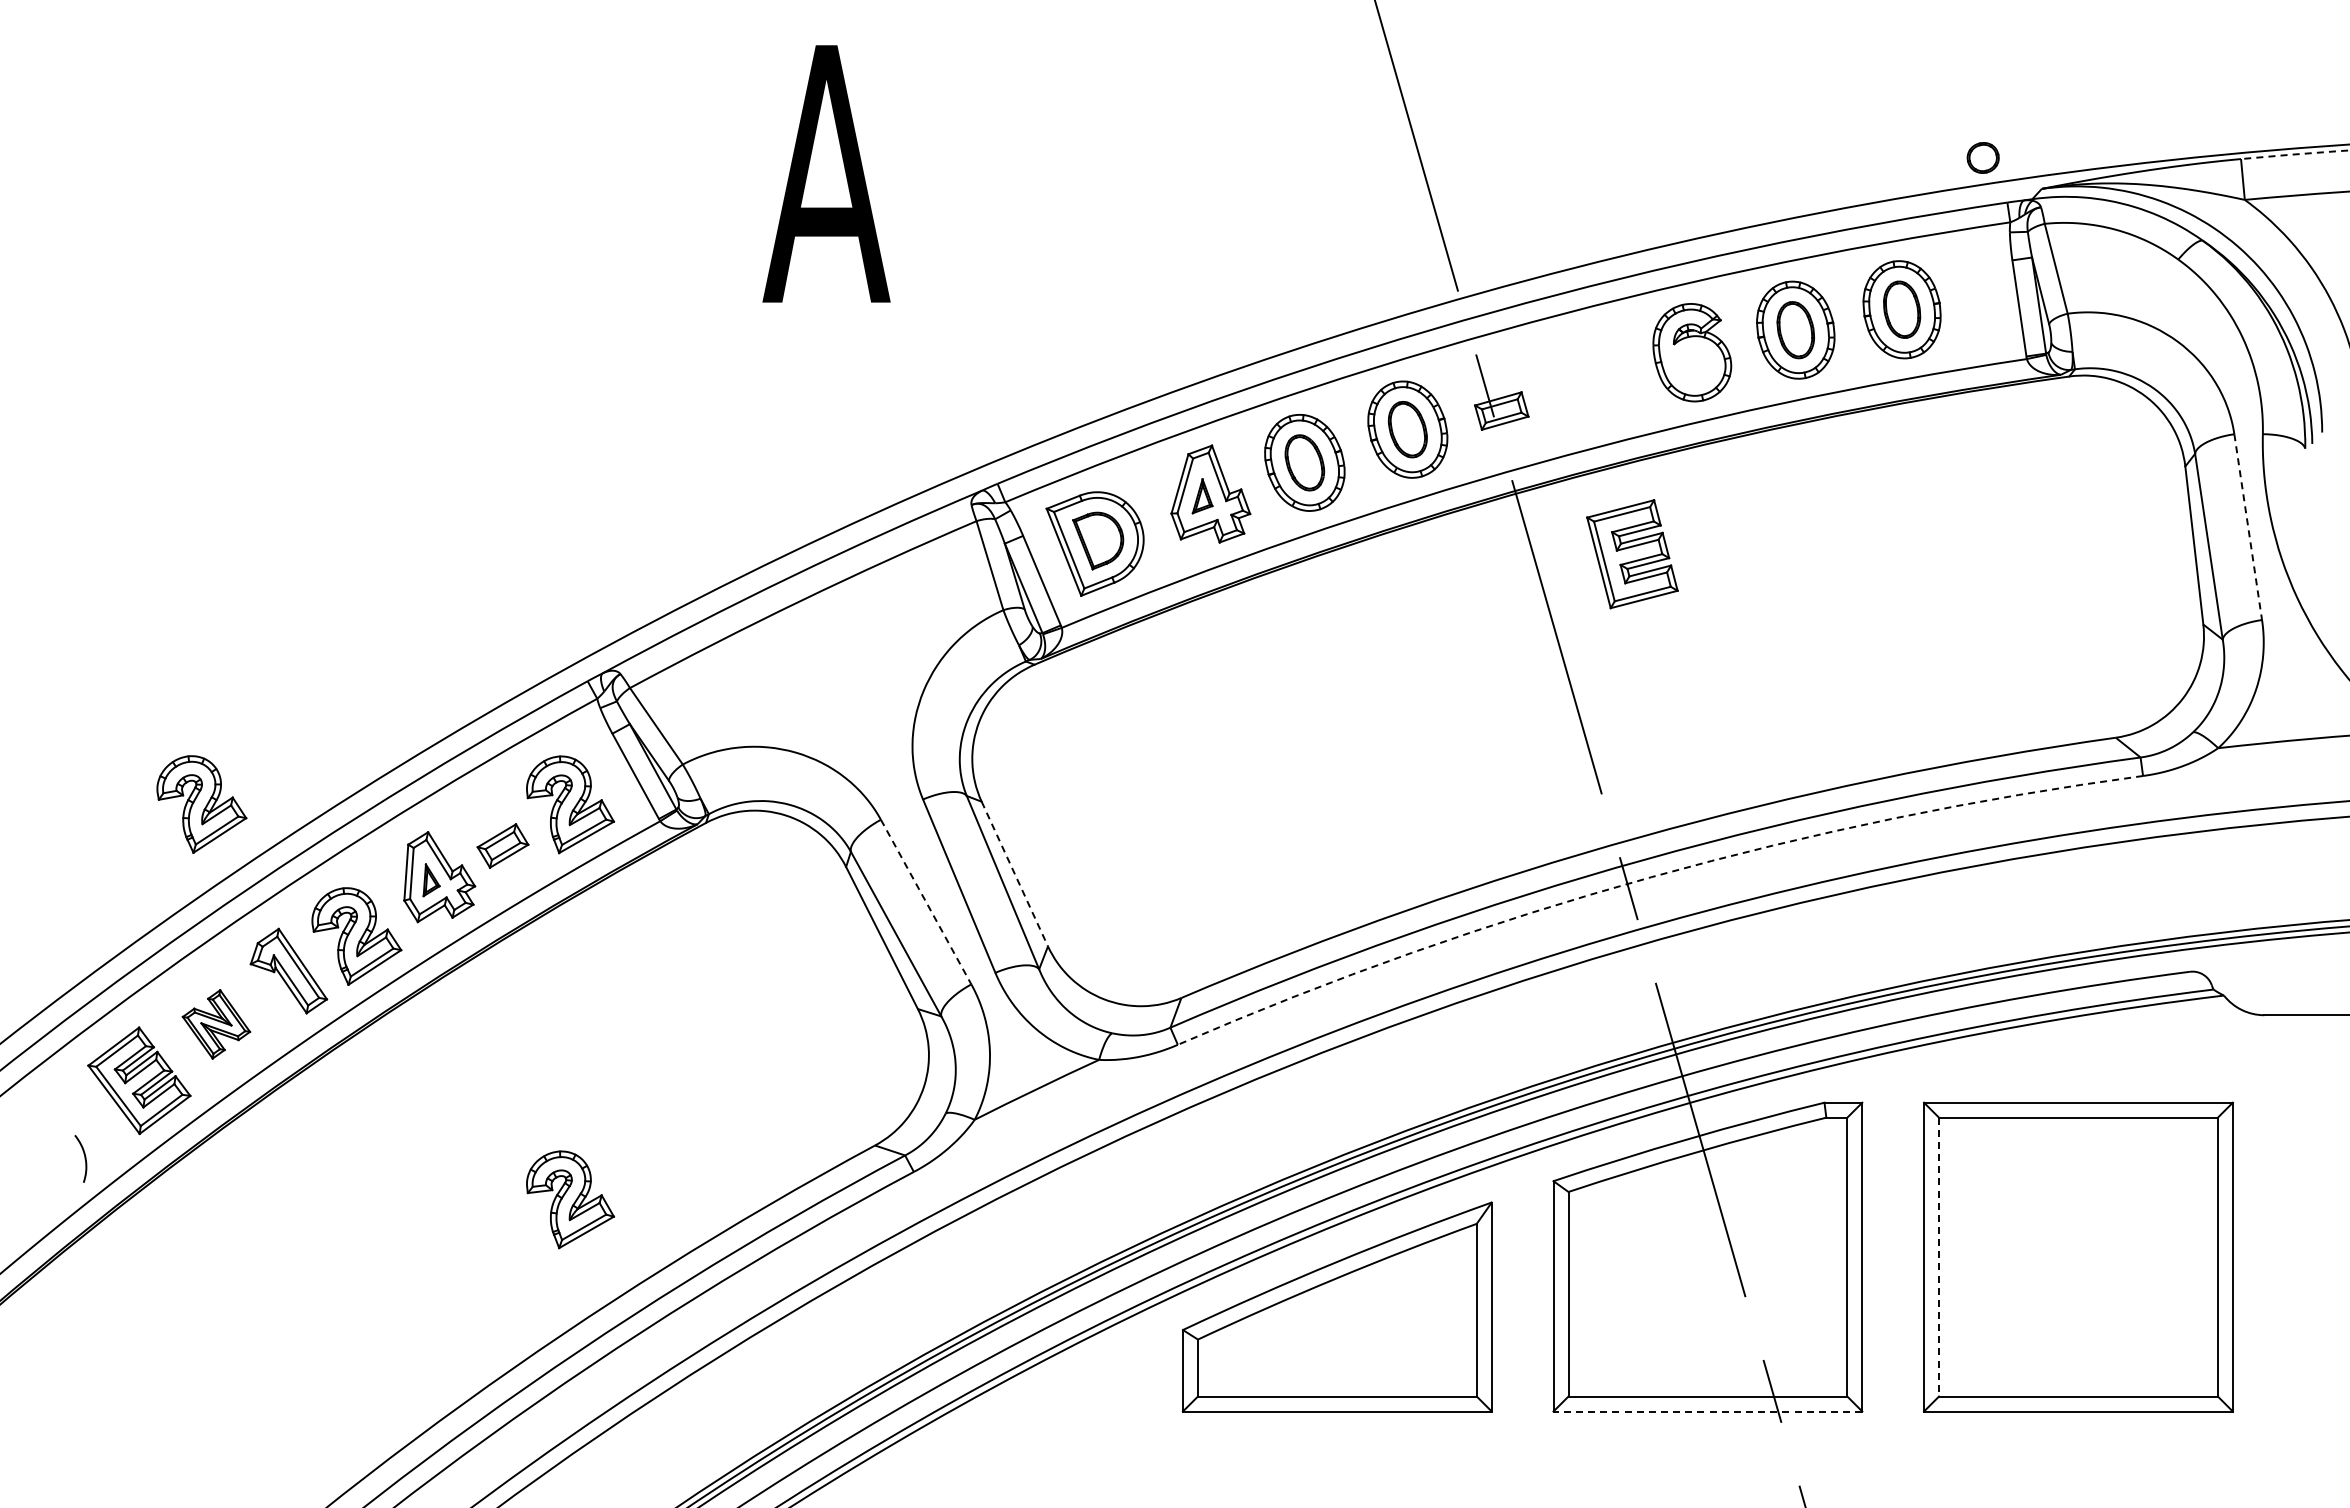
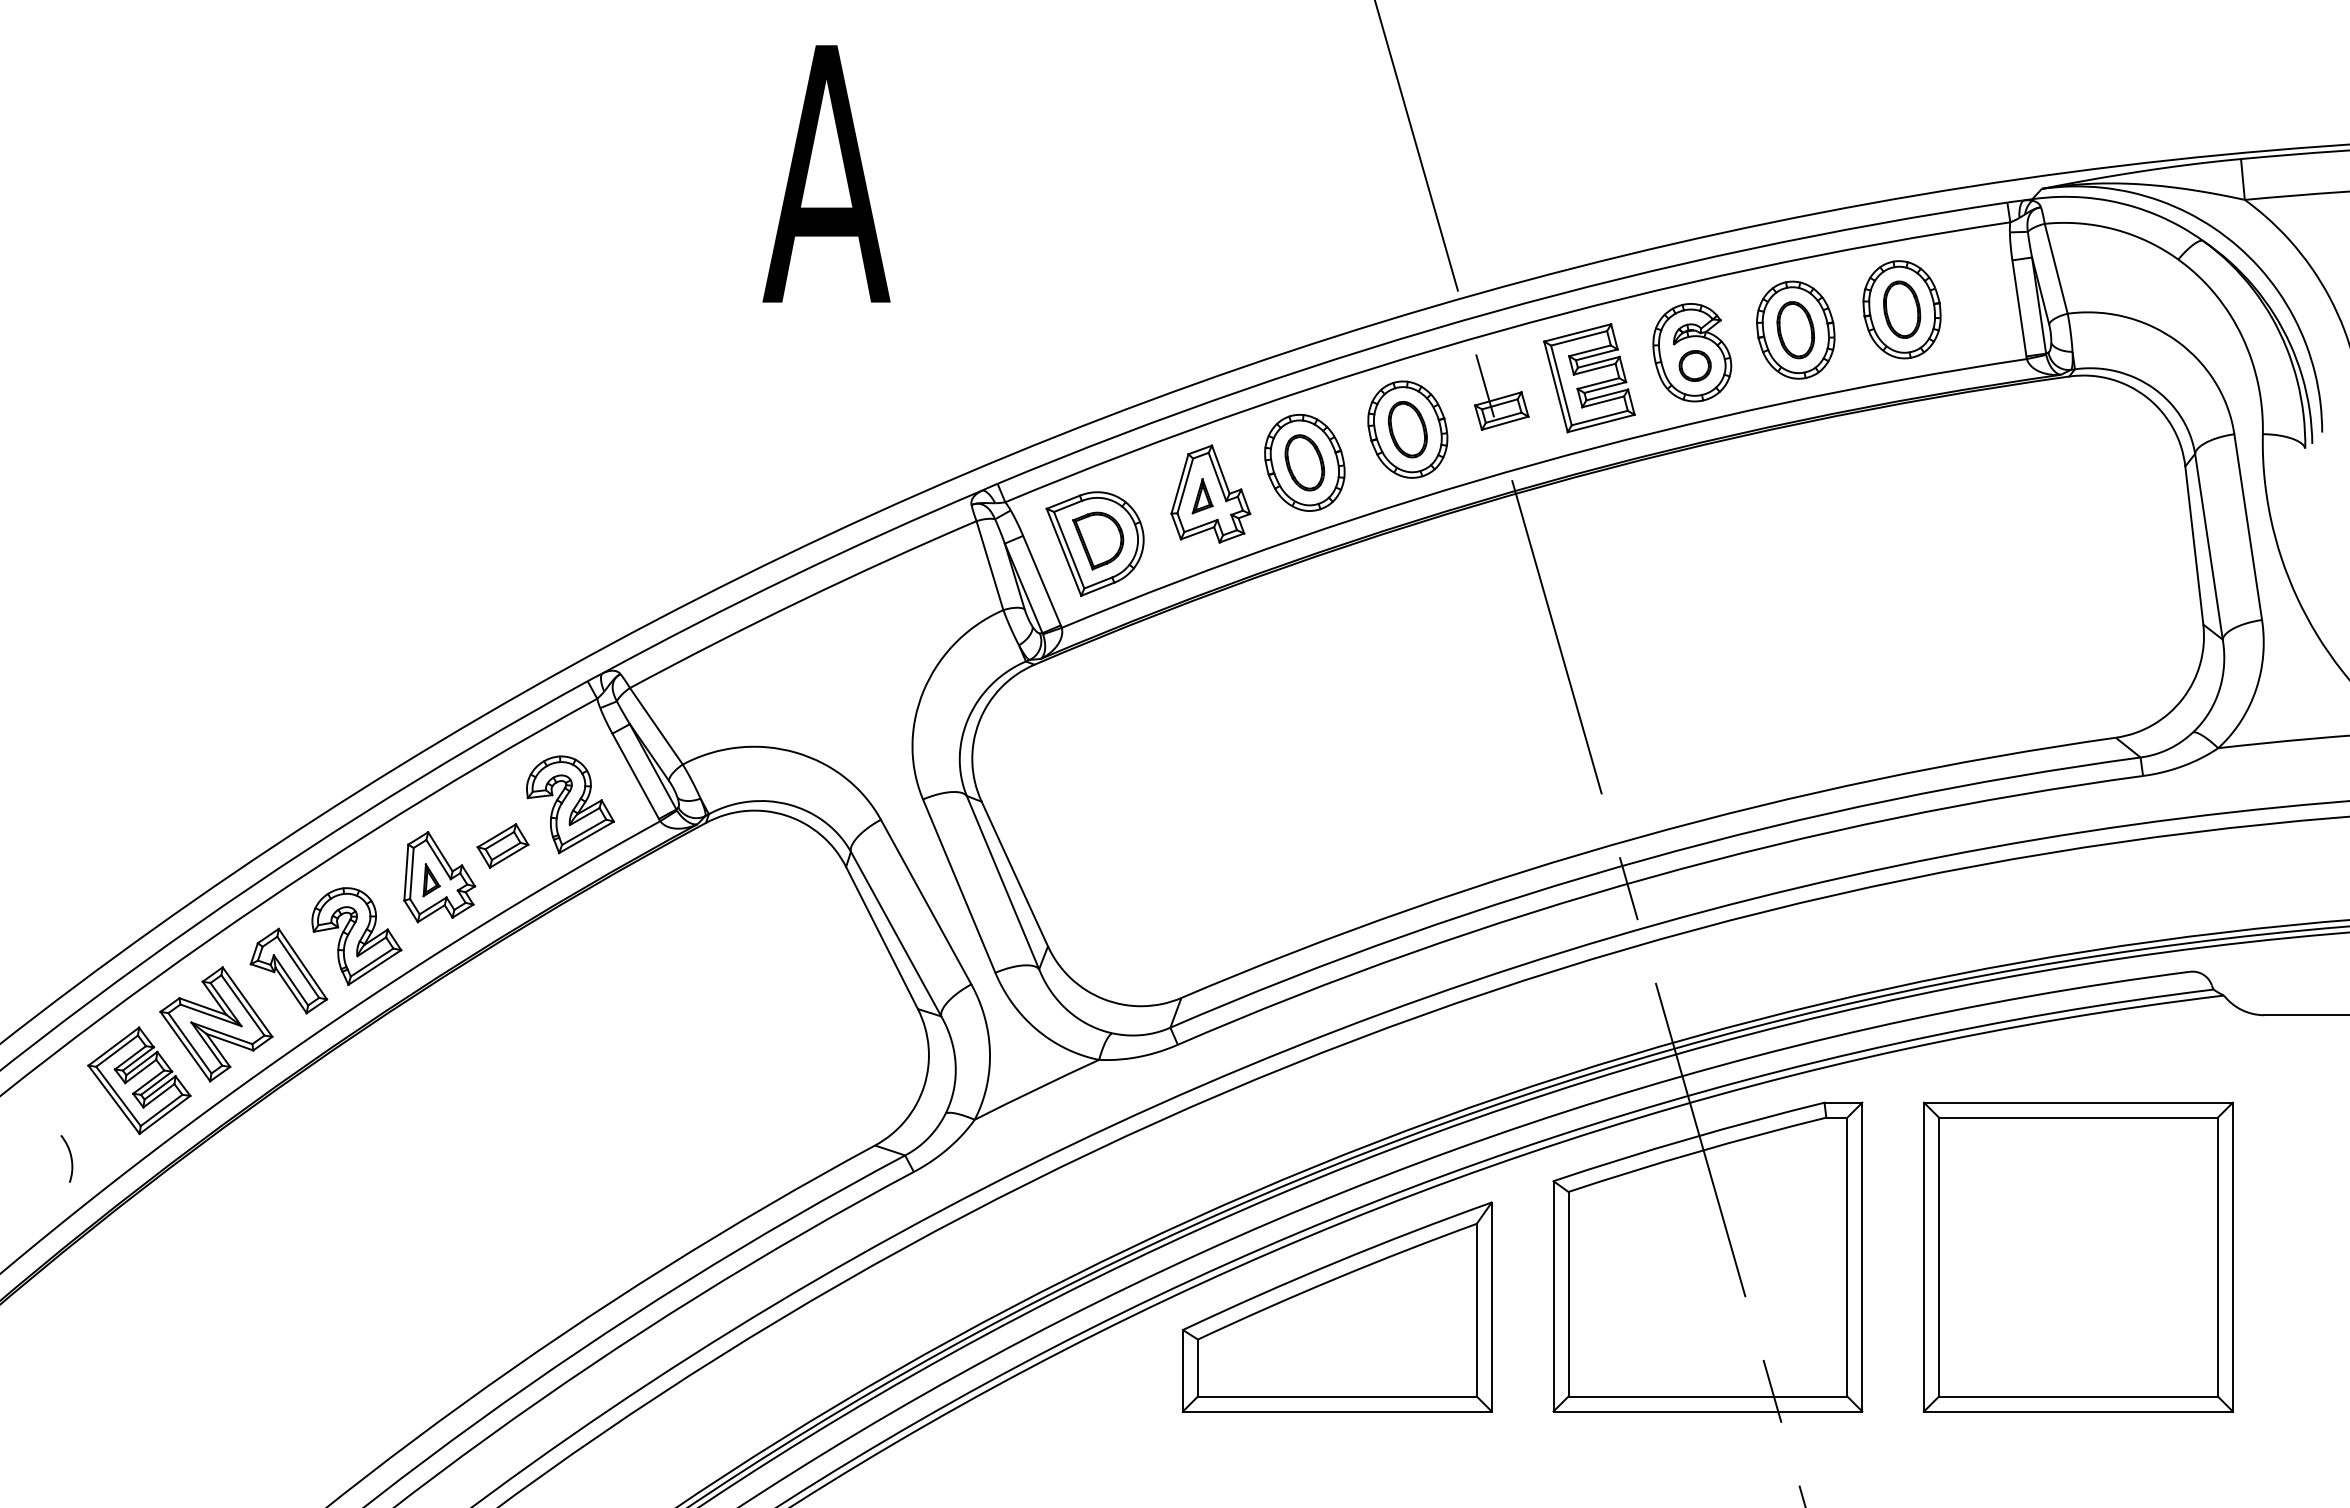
arc: dashed -> solid (2295, 154)
part position: (1982, 157) -> (1694, 365) (1694, 365)
line: dashed -> solid (2248, 527)
part position: (1632, 554) -> (1589, 378) (1589, 378)
part: present -> none (201, 804)
line: dashed -> solid (1014, 874)
arc: dashed -> solid (1651, 877)
line: dashed -> solid (926, 902)
part size: 71x71 px -> 115x117 px (216, 1024)
curve position: (84, 1158) -> (70, 1158) (70, 1158)
part: present -> none (570, 1199)
line: dashed -> solid (1939, 1257)
line: dashed -> solid (1707, 1411)
